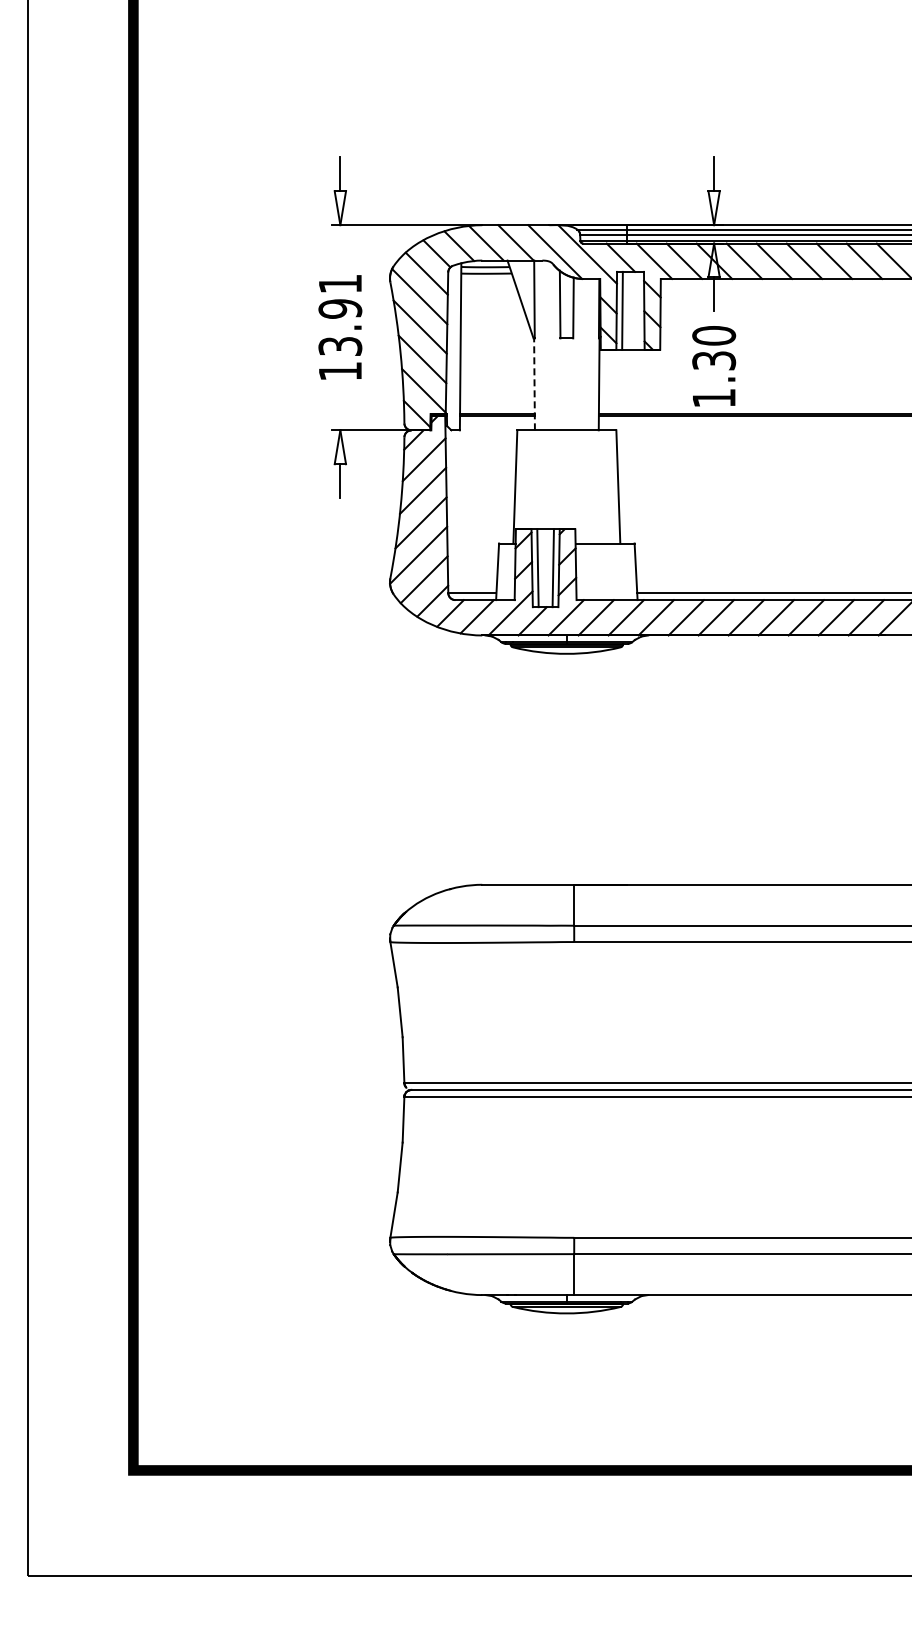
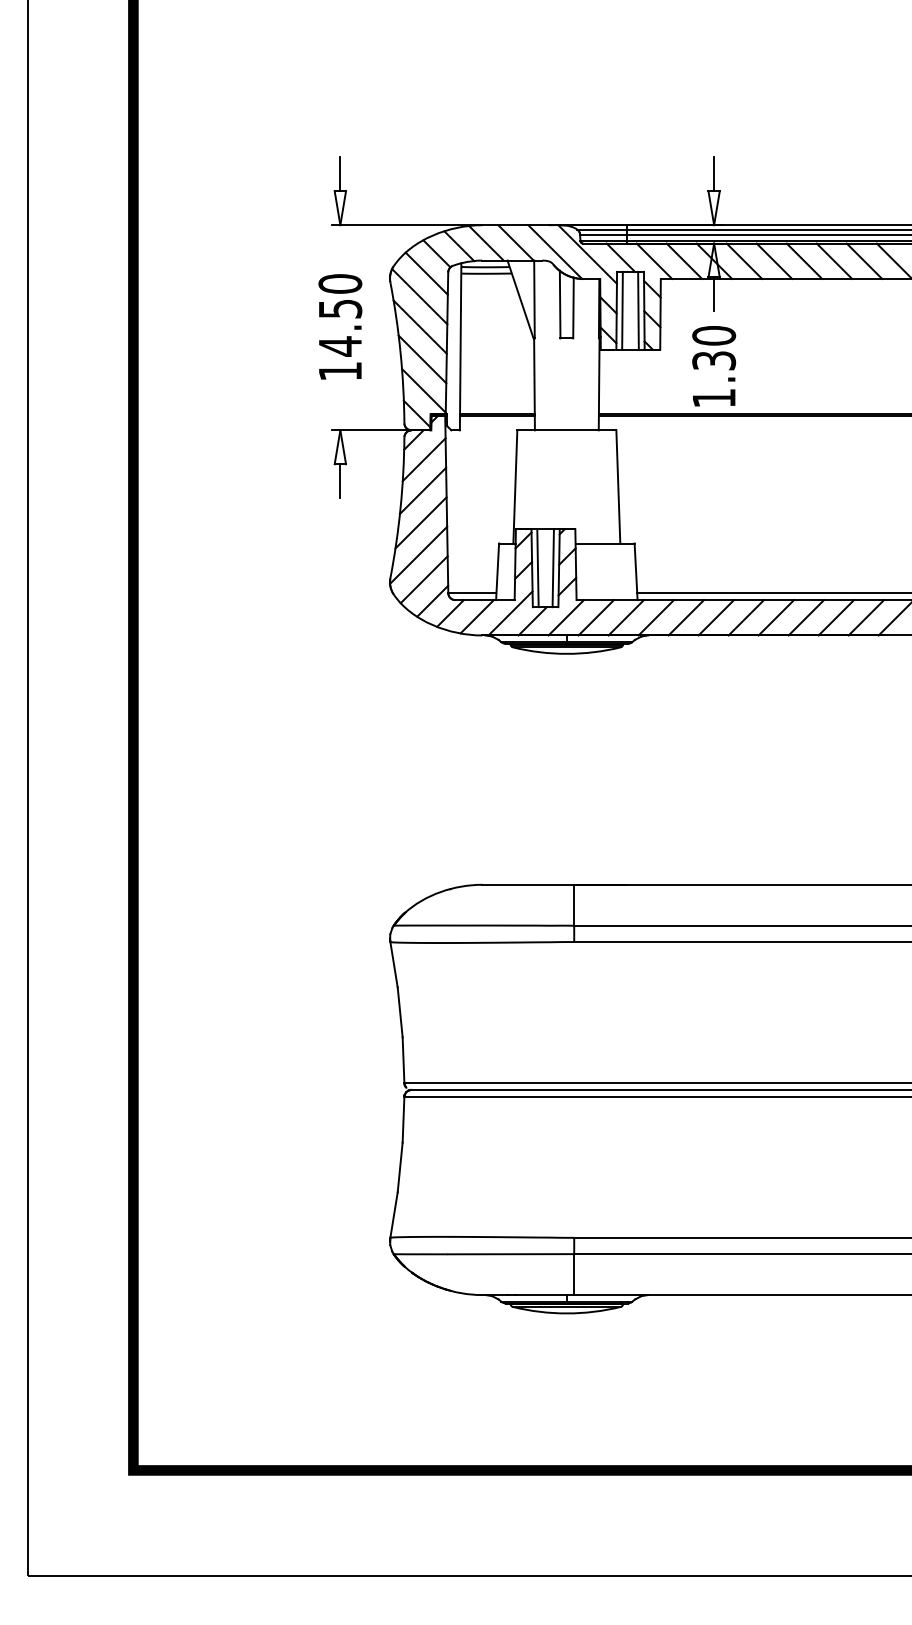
line: none -> present (638, 310)
text: 13.91 -> 14.50 (340, 315)
line: dashed -> solid (534, 384)
